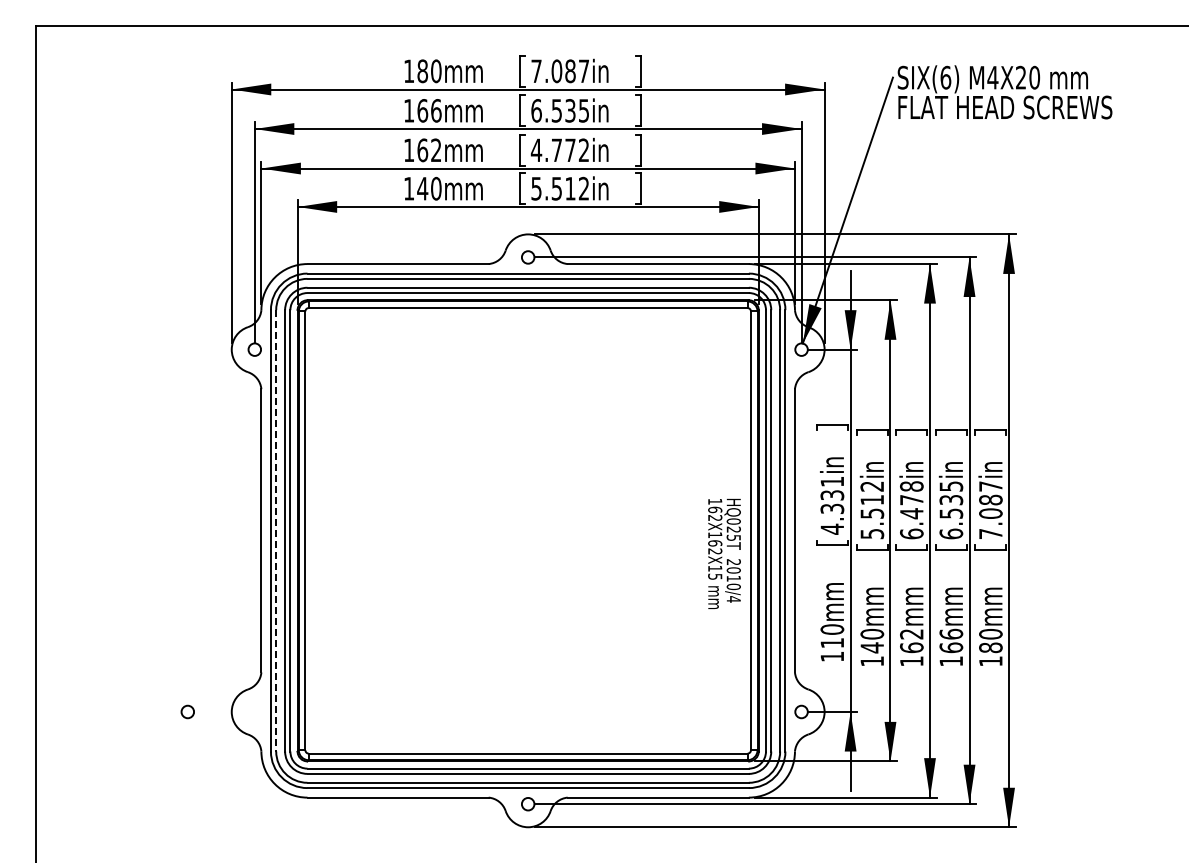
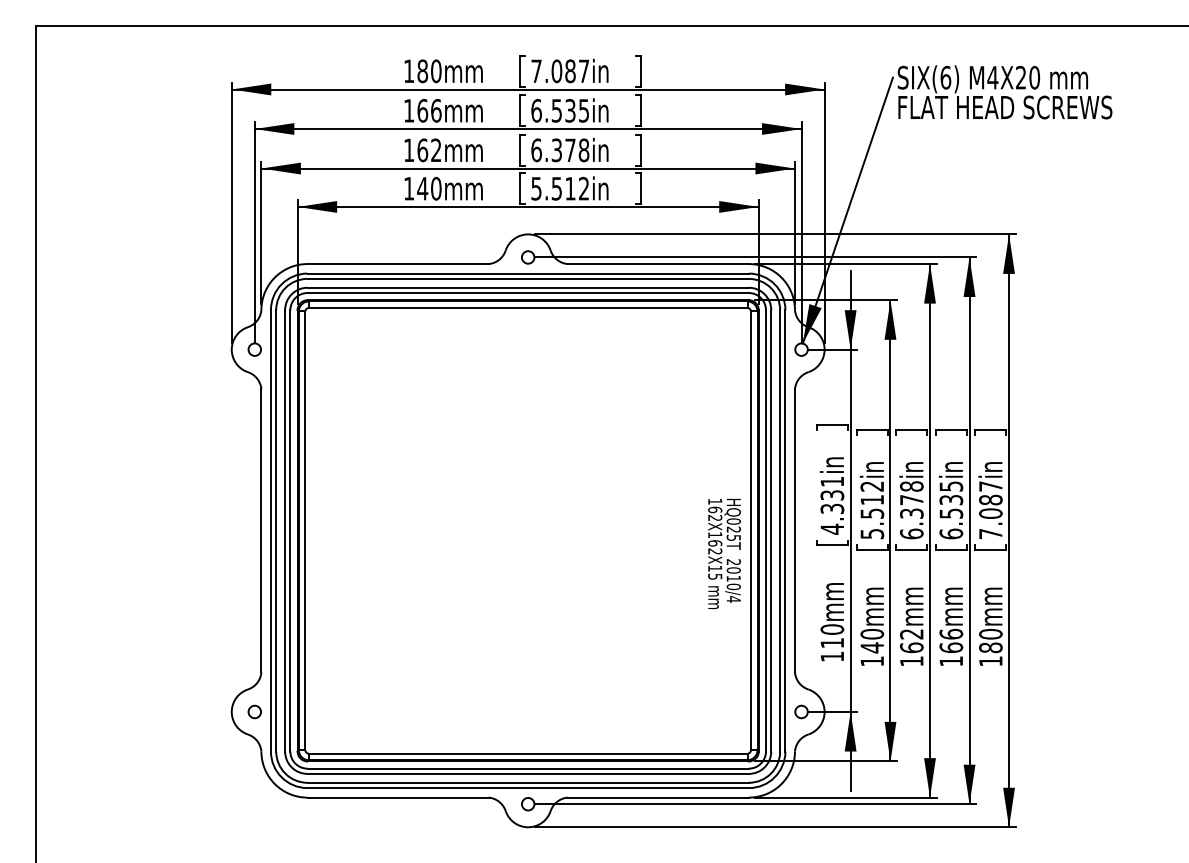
text: 4.772in -> 6.378in (559, 150)
text: 6.478in -> 6.378in (911, 513)
line: dashed -> solid (276, 530)
circle position: (187, 711) -> (254, 711) (254, 711)
